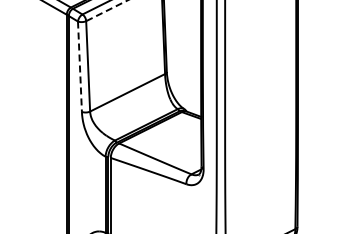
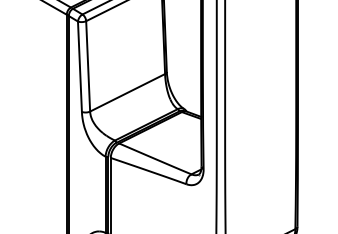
line: dashed -> solid (106, 10)
line: dashed -> solid (79, 67)
